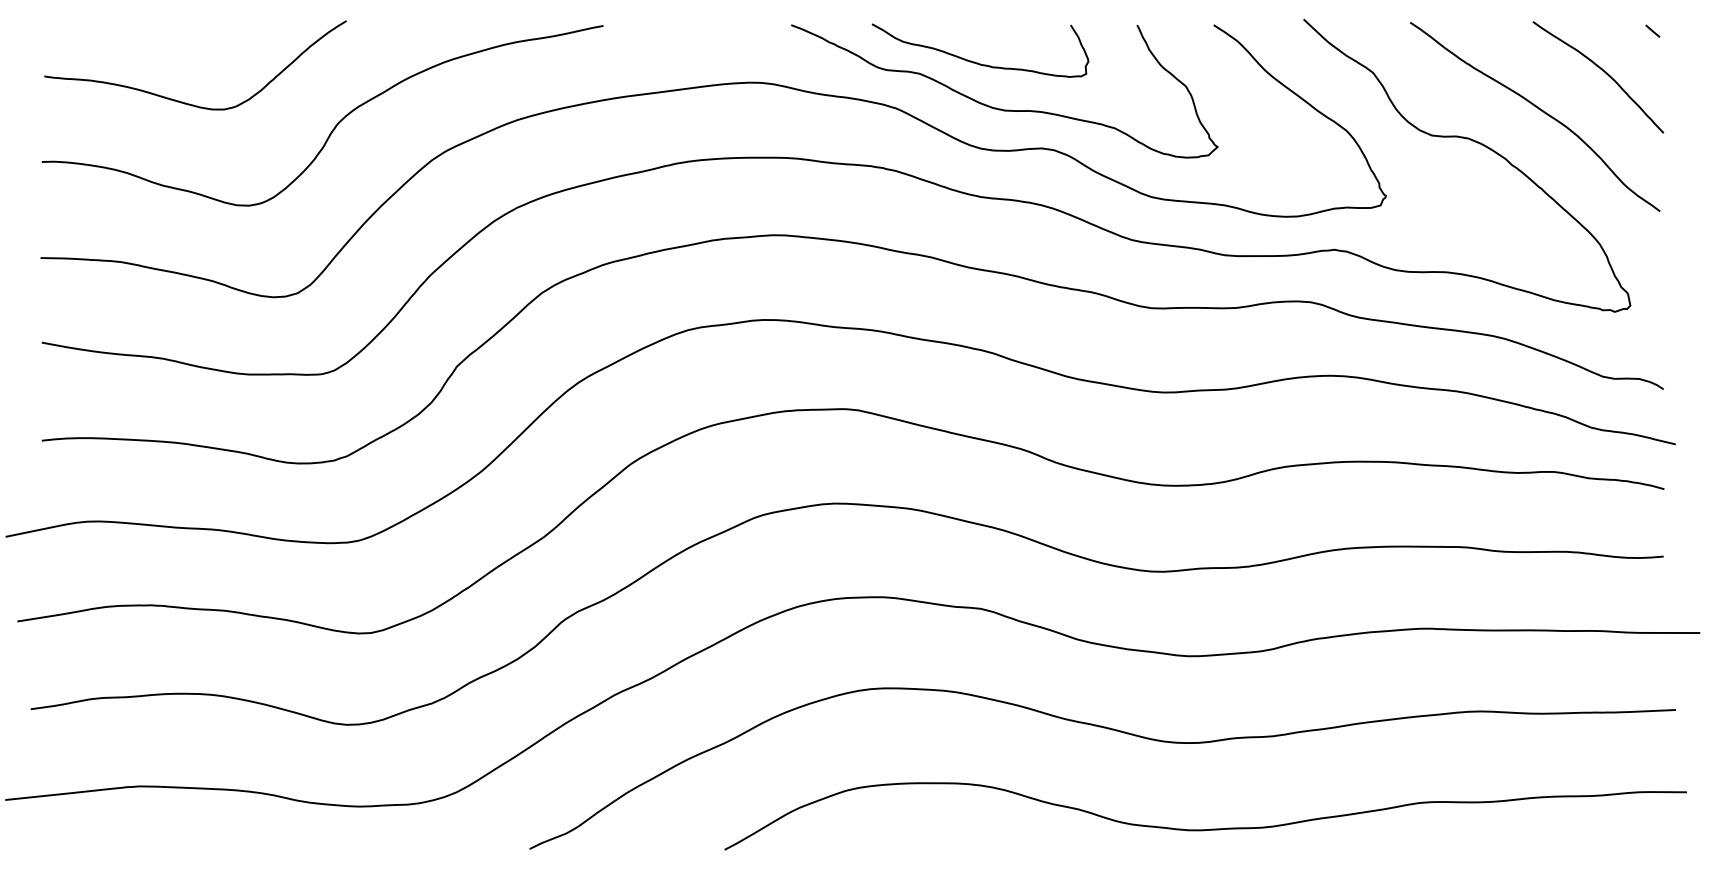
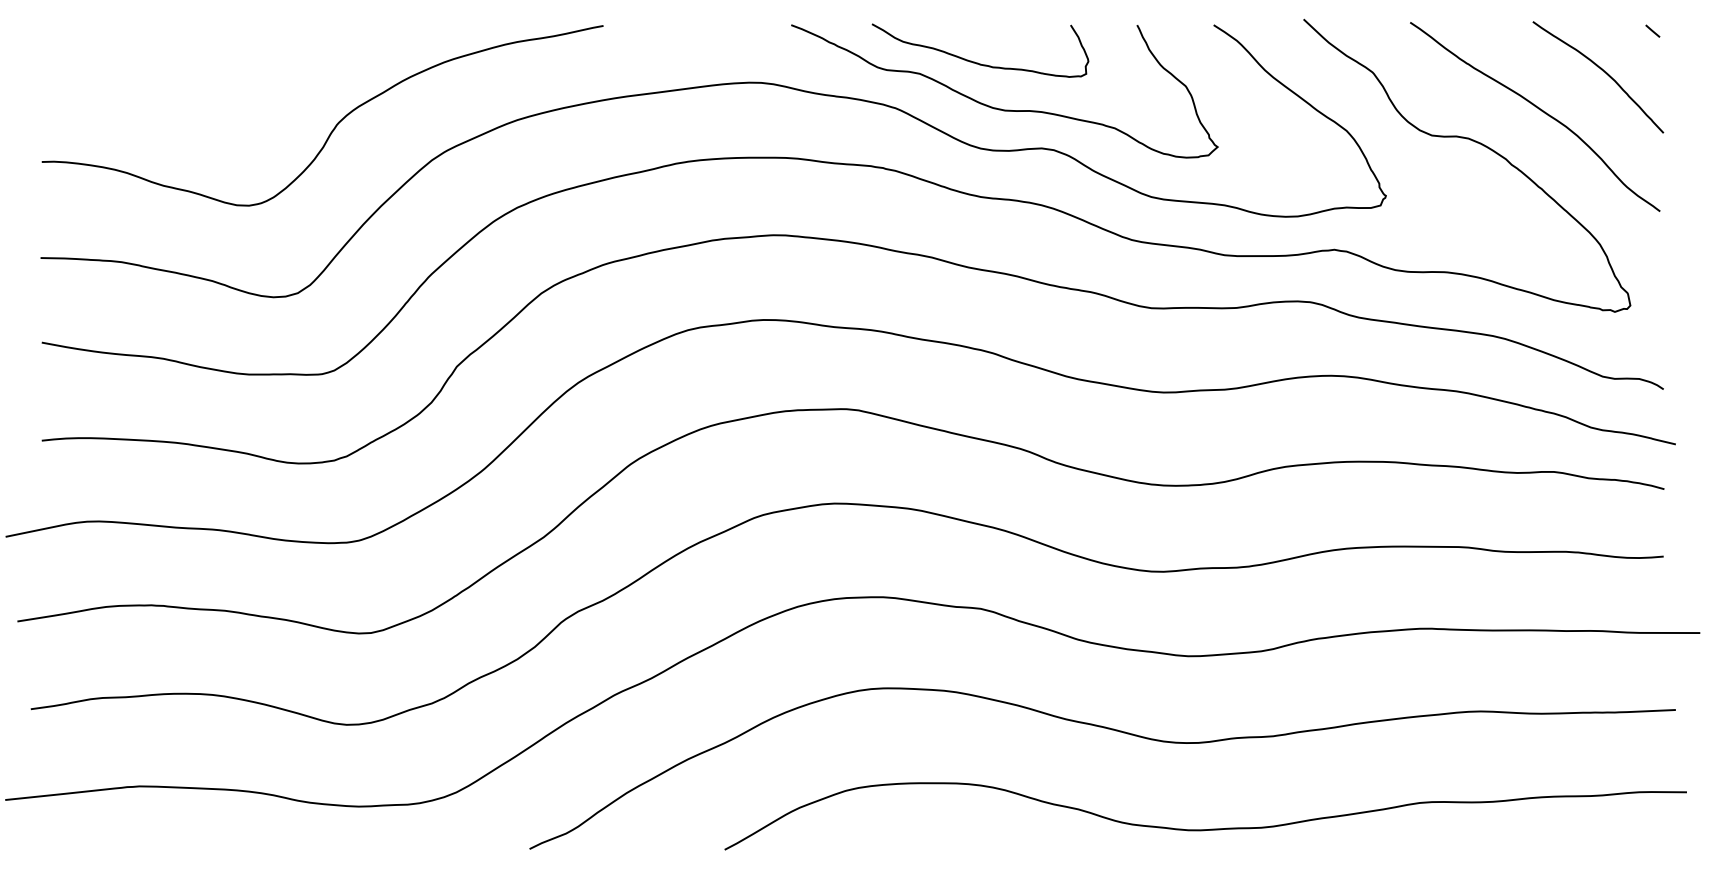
curve: present -> none (186, 102)
